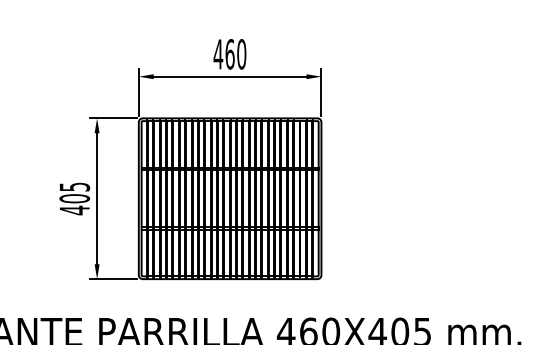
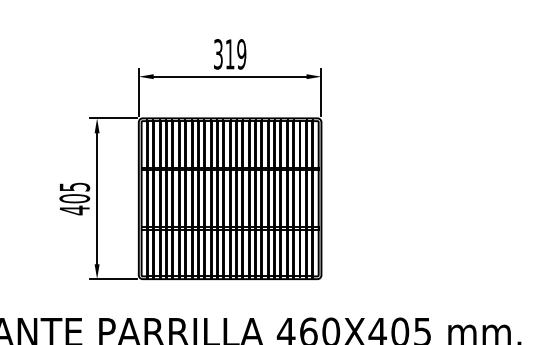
text: 460 -> 319 (229, 54)
